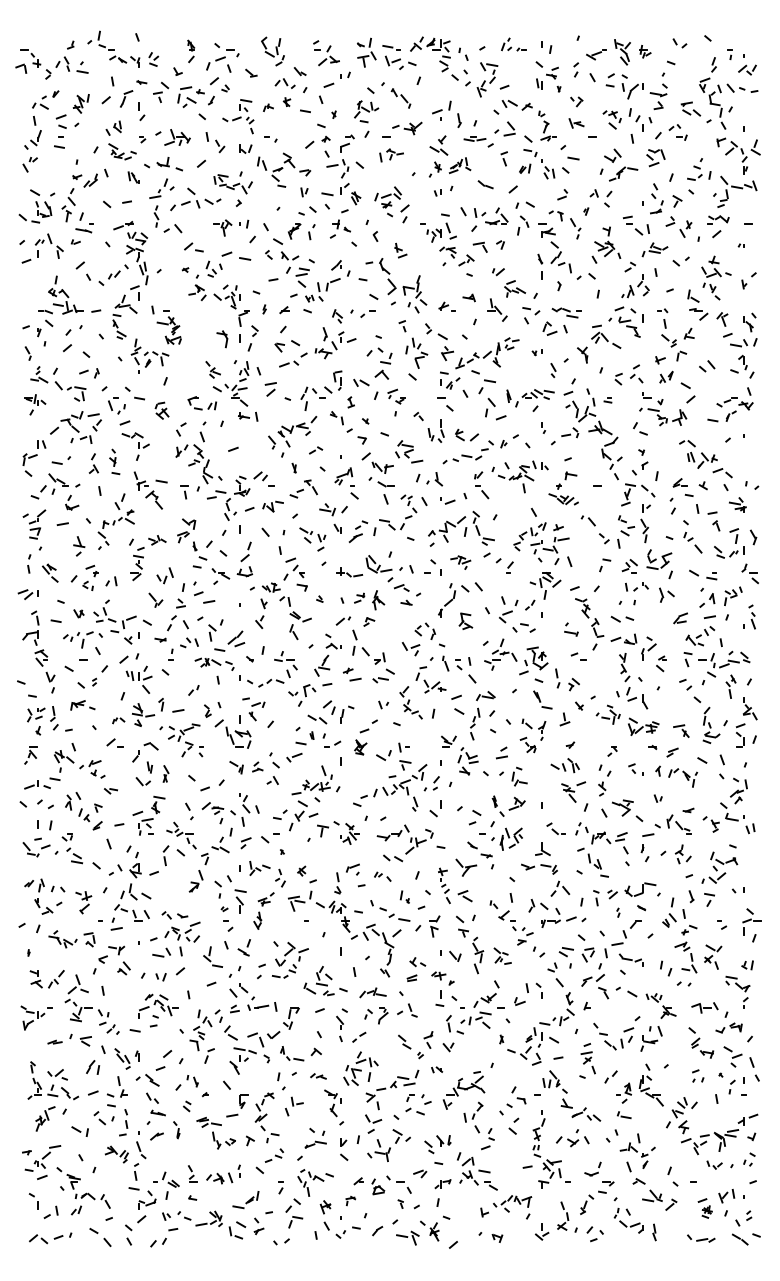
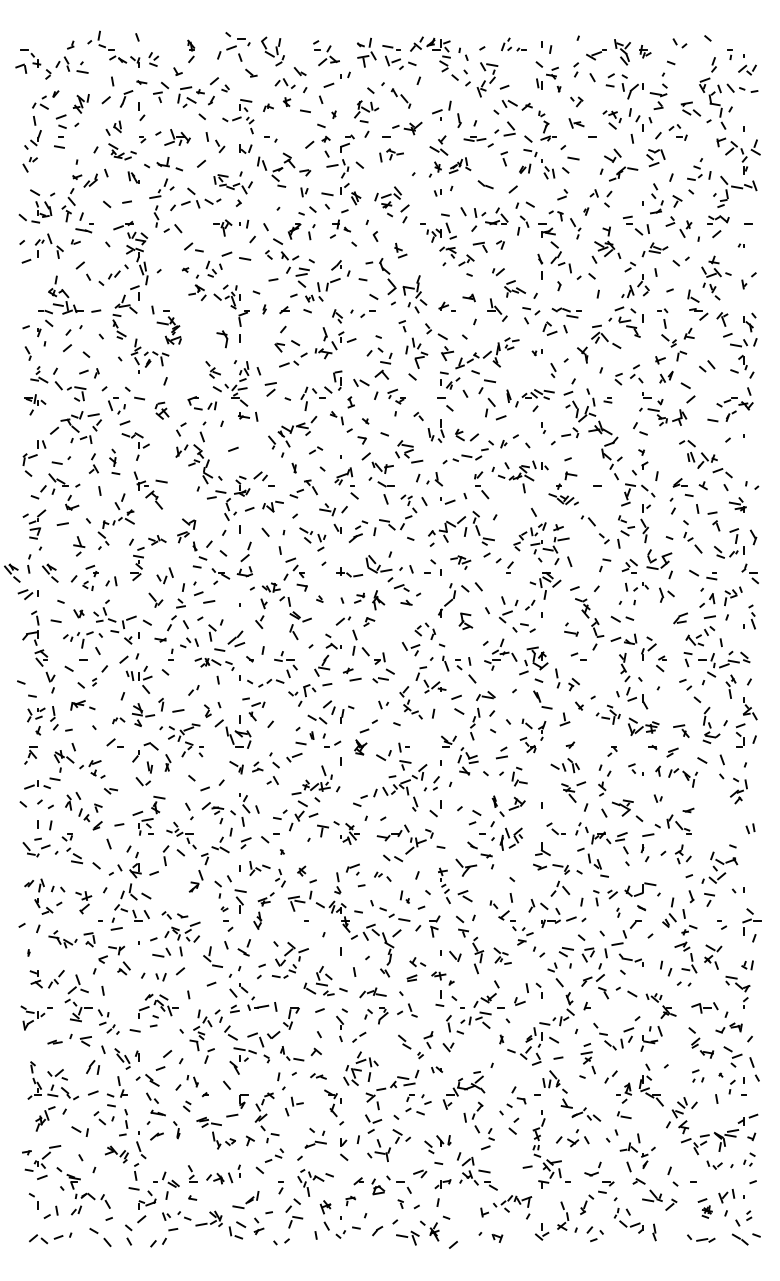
part position: (222, 57) -> (233, 46) (233, 46)
part: present -> none (252, 338)
part: present -> none (184, 492)
part: none -> present (12, 572)
part position: (165, 773) -> (167, 762) (167, 762)
part: present -> none (723, 817)
part position: (539, 868) -> (551, 868) (551, 868)
